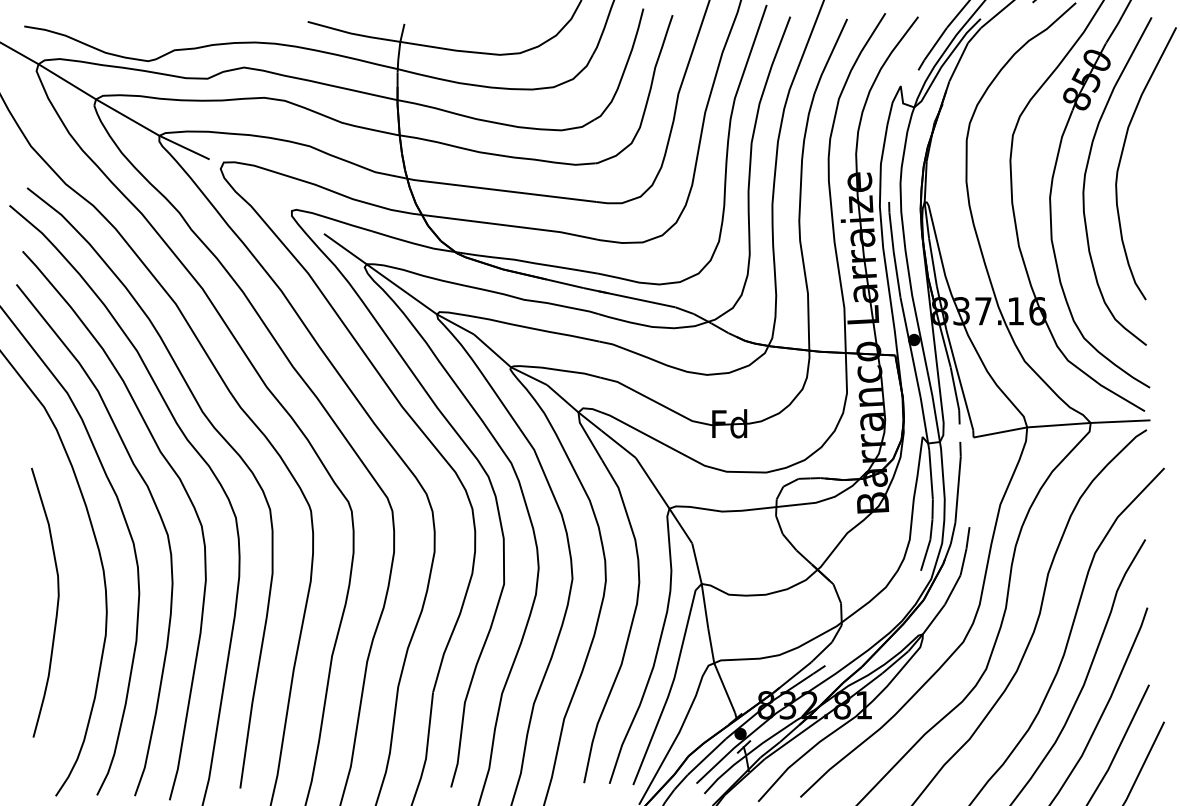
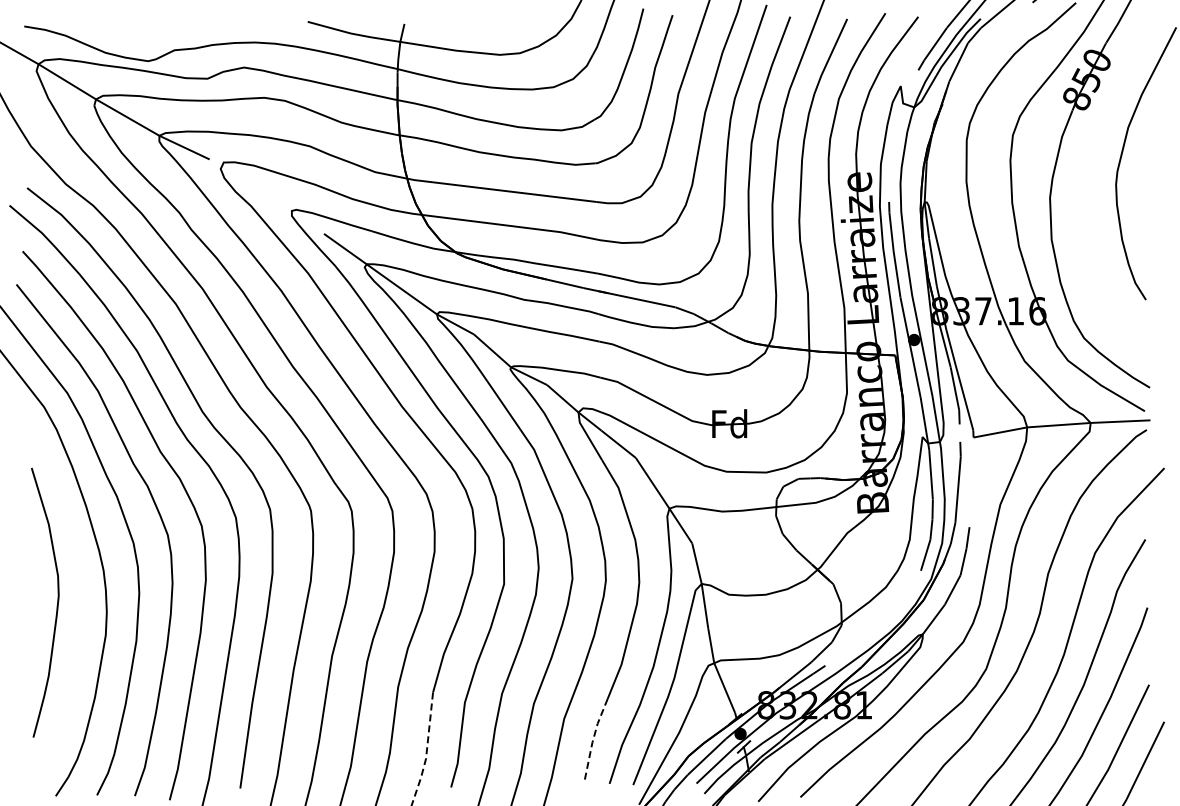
curve: present -> none (1085, 181)
line: solid -> dashed (592, 740)
line: solid -> dashed (426, 750)
